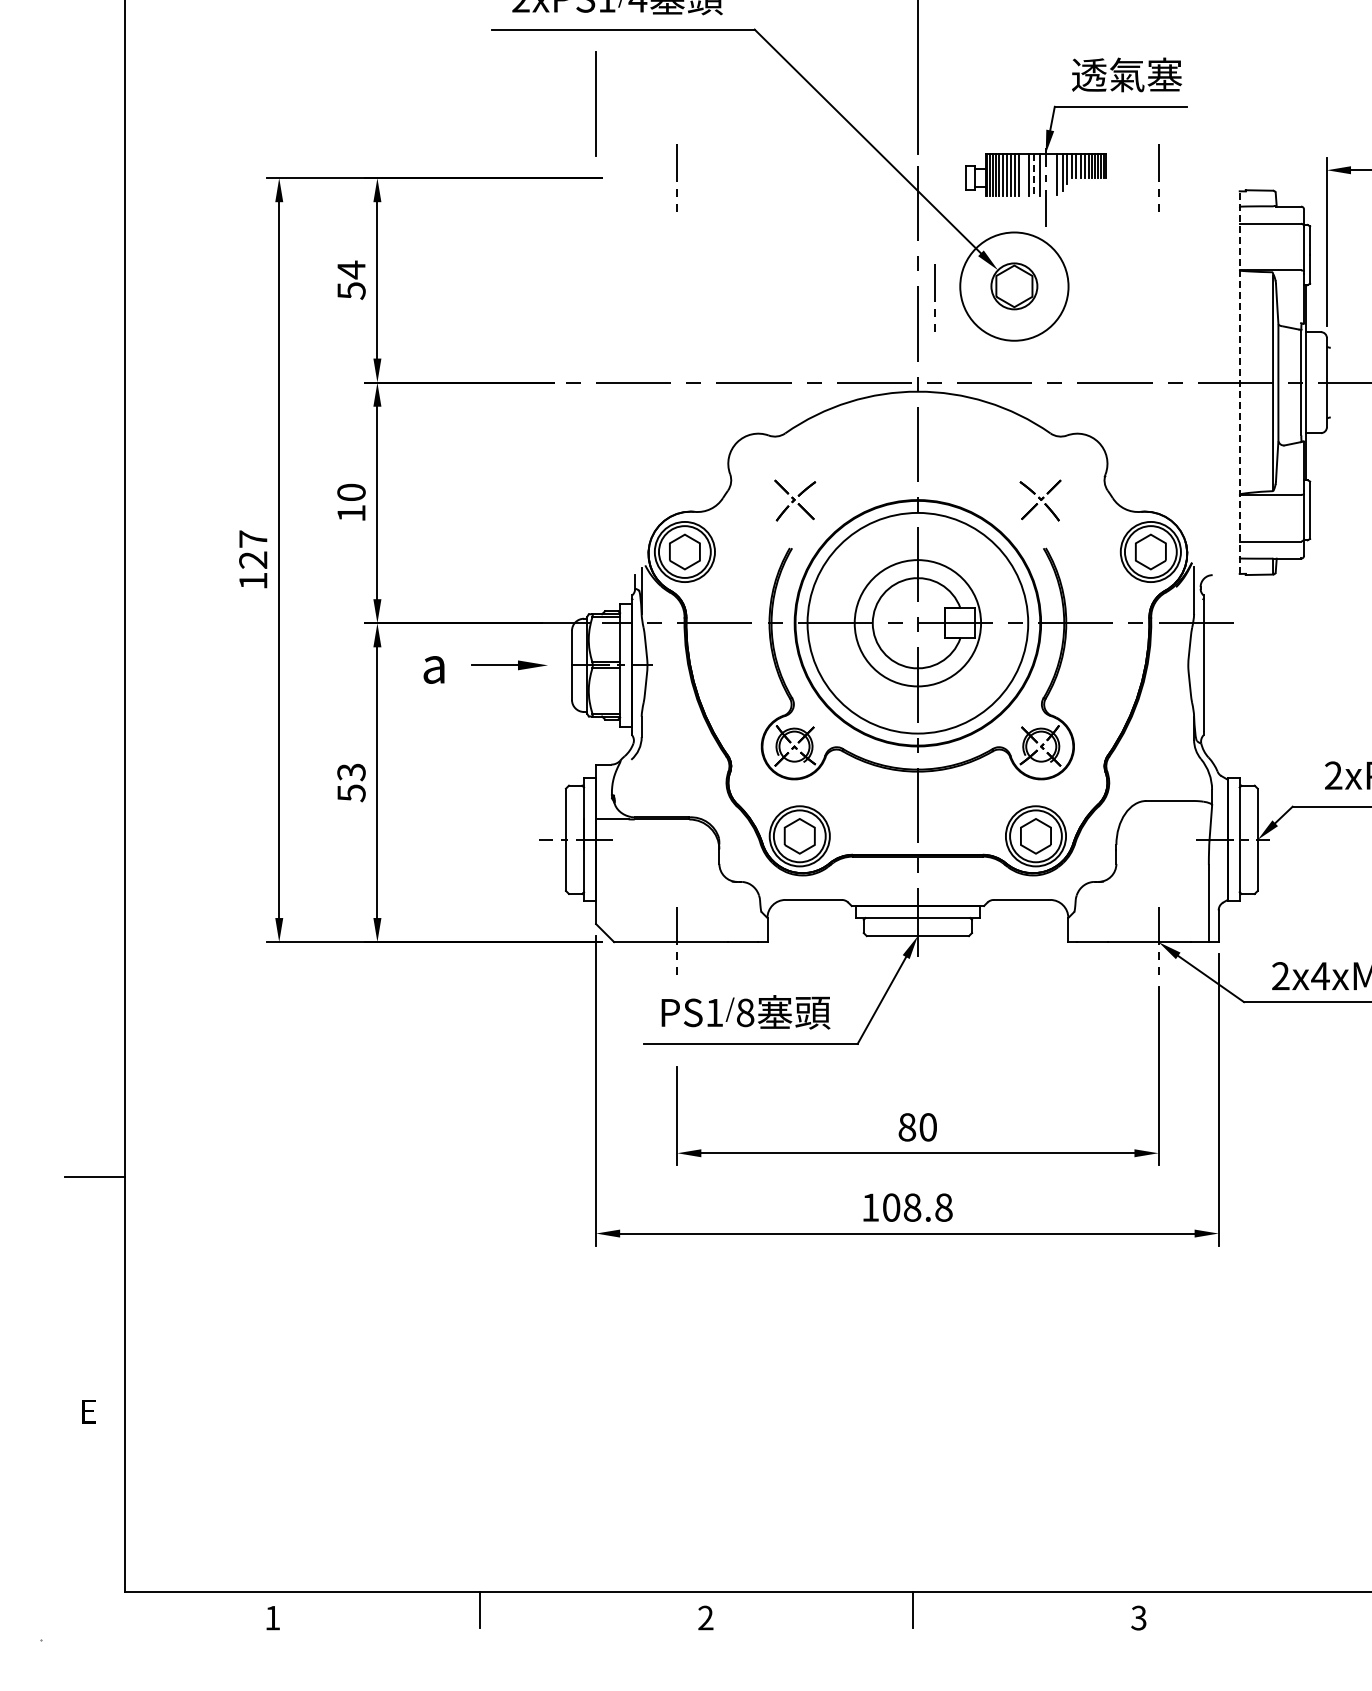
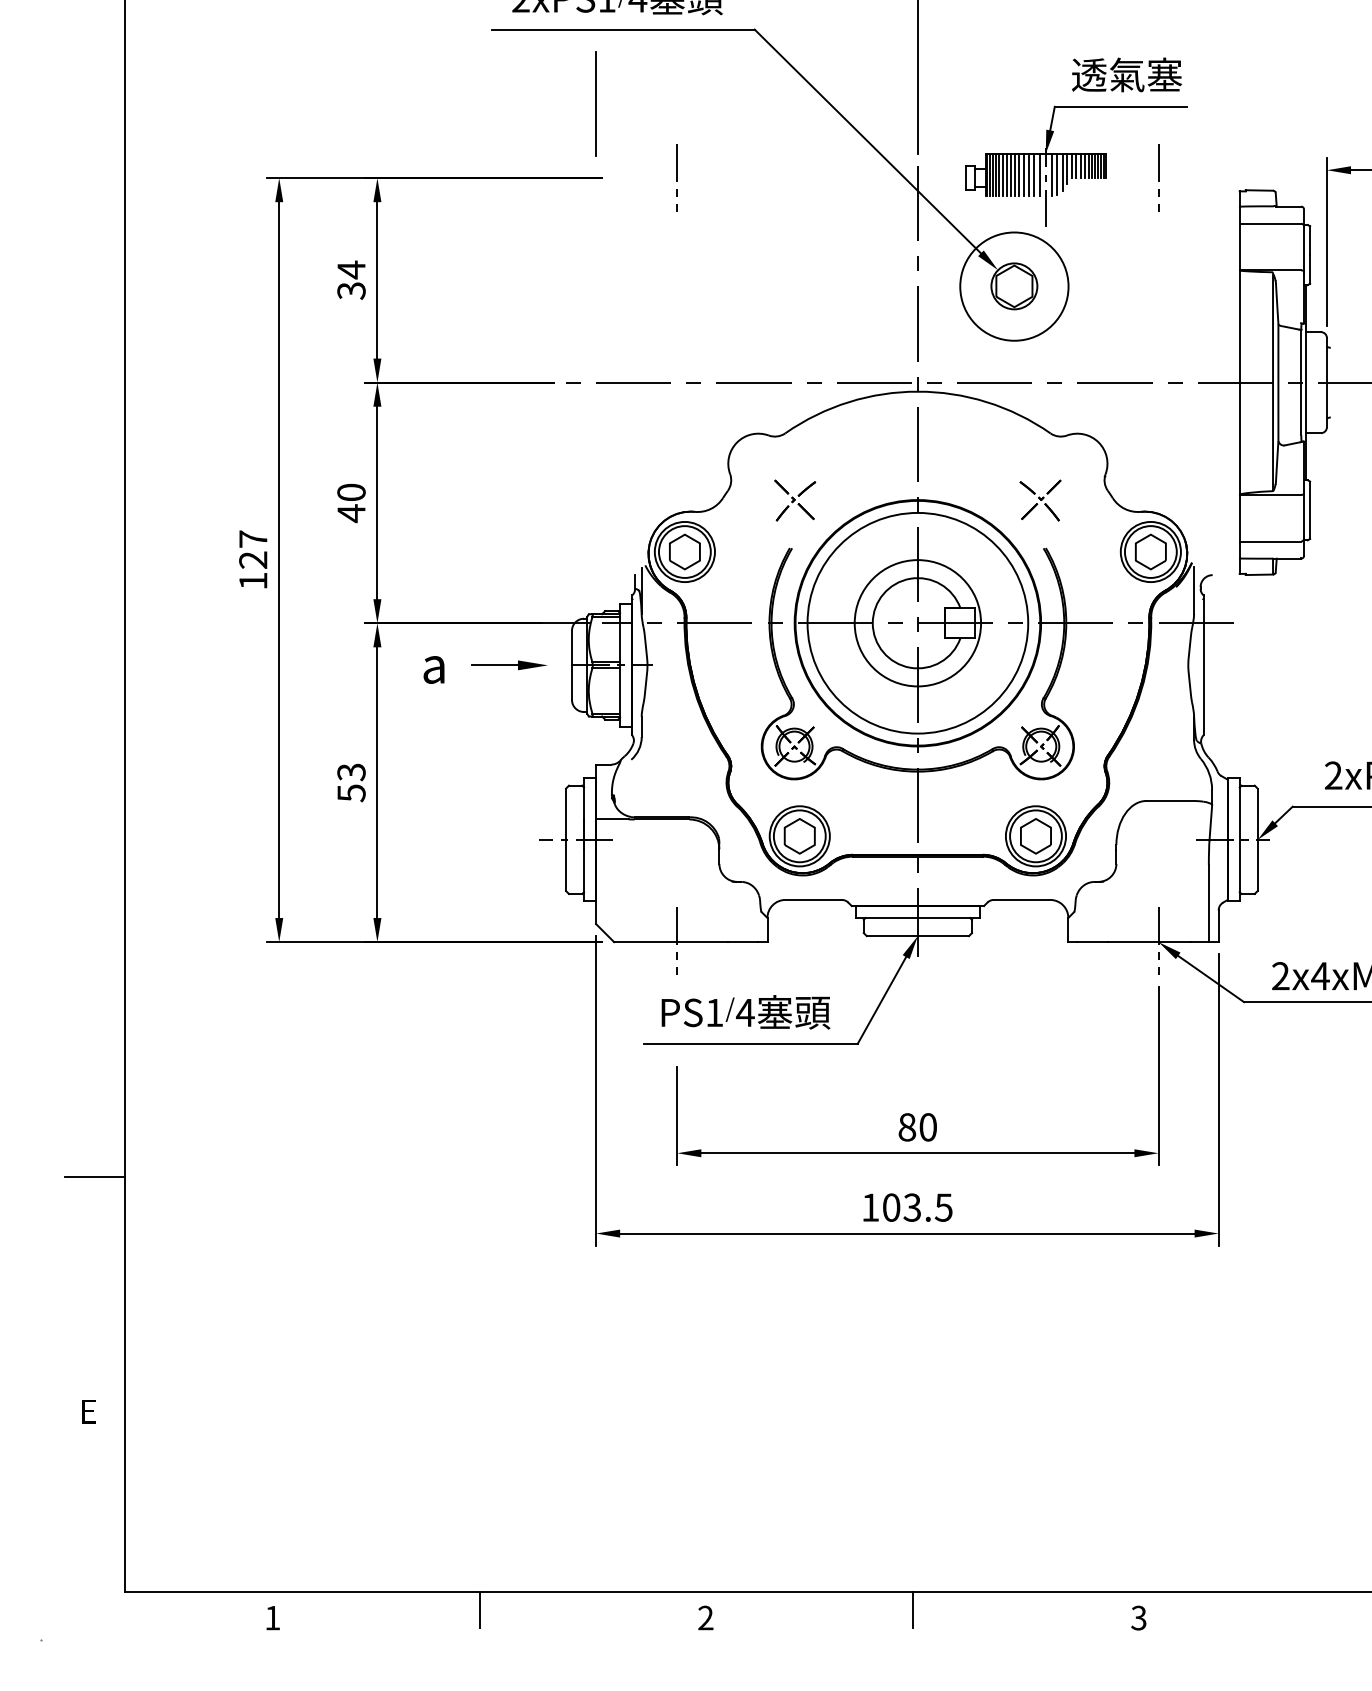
line: none -> present (1024, 175)
line: dashed -> solid (1034, 175)
line: none -> present (1051, 175)
text: 54 -> 34 (351, 290)
line: present -> none (934, 297)
line: dashed -> solid (1239, 382)
text: 10 -> 40 (351, 513)
text: 8 -> 4 (745, 1012)
text: 108.8 -> 103.5 (927, 1207)
